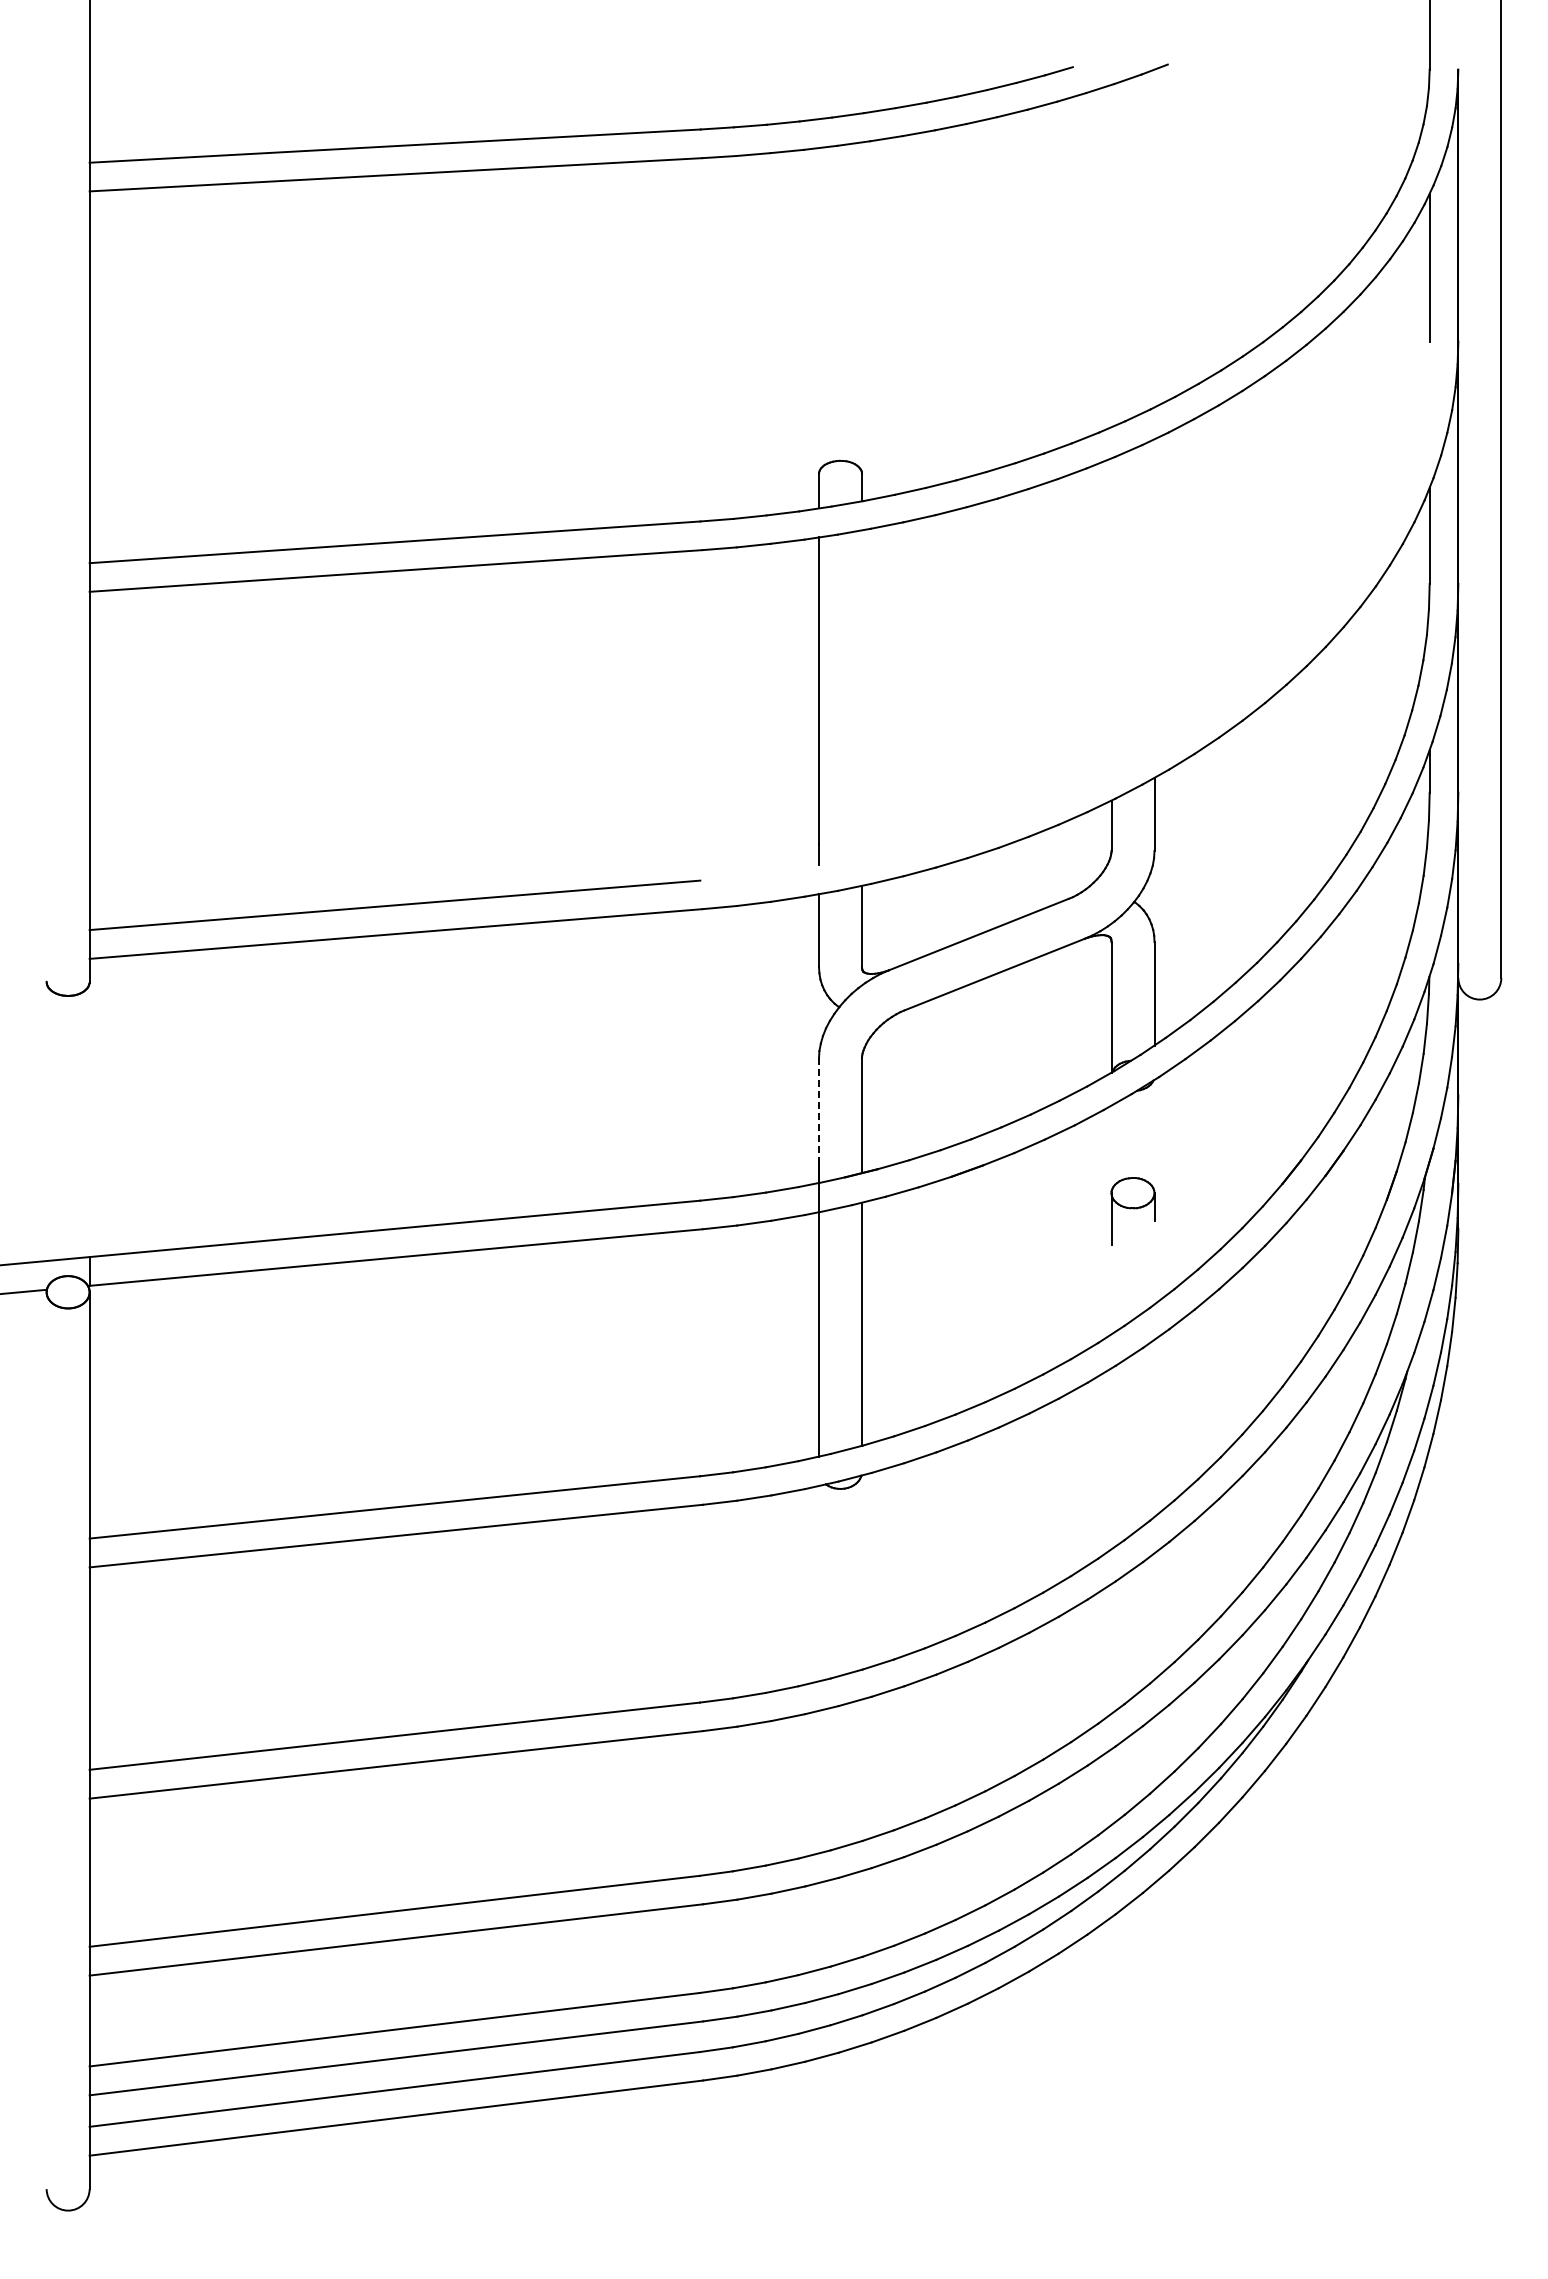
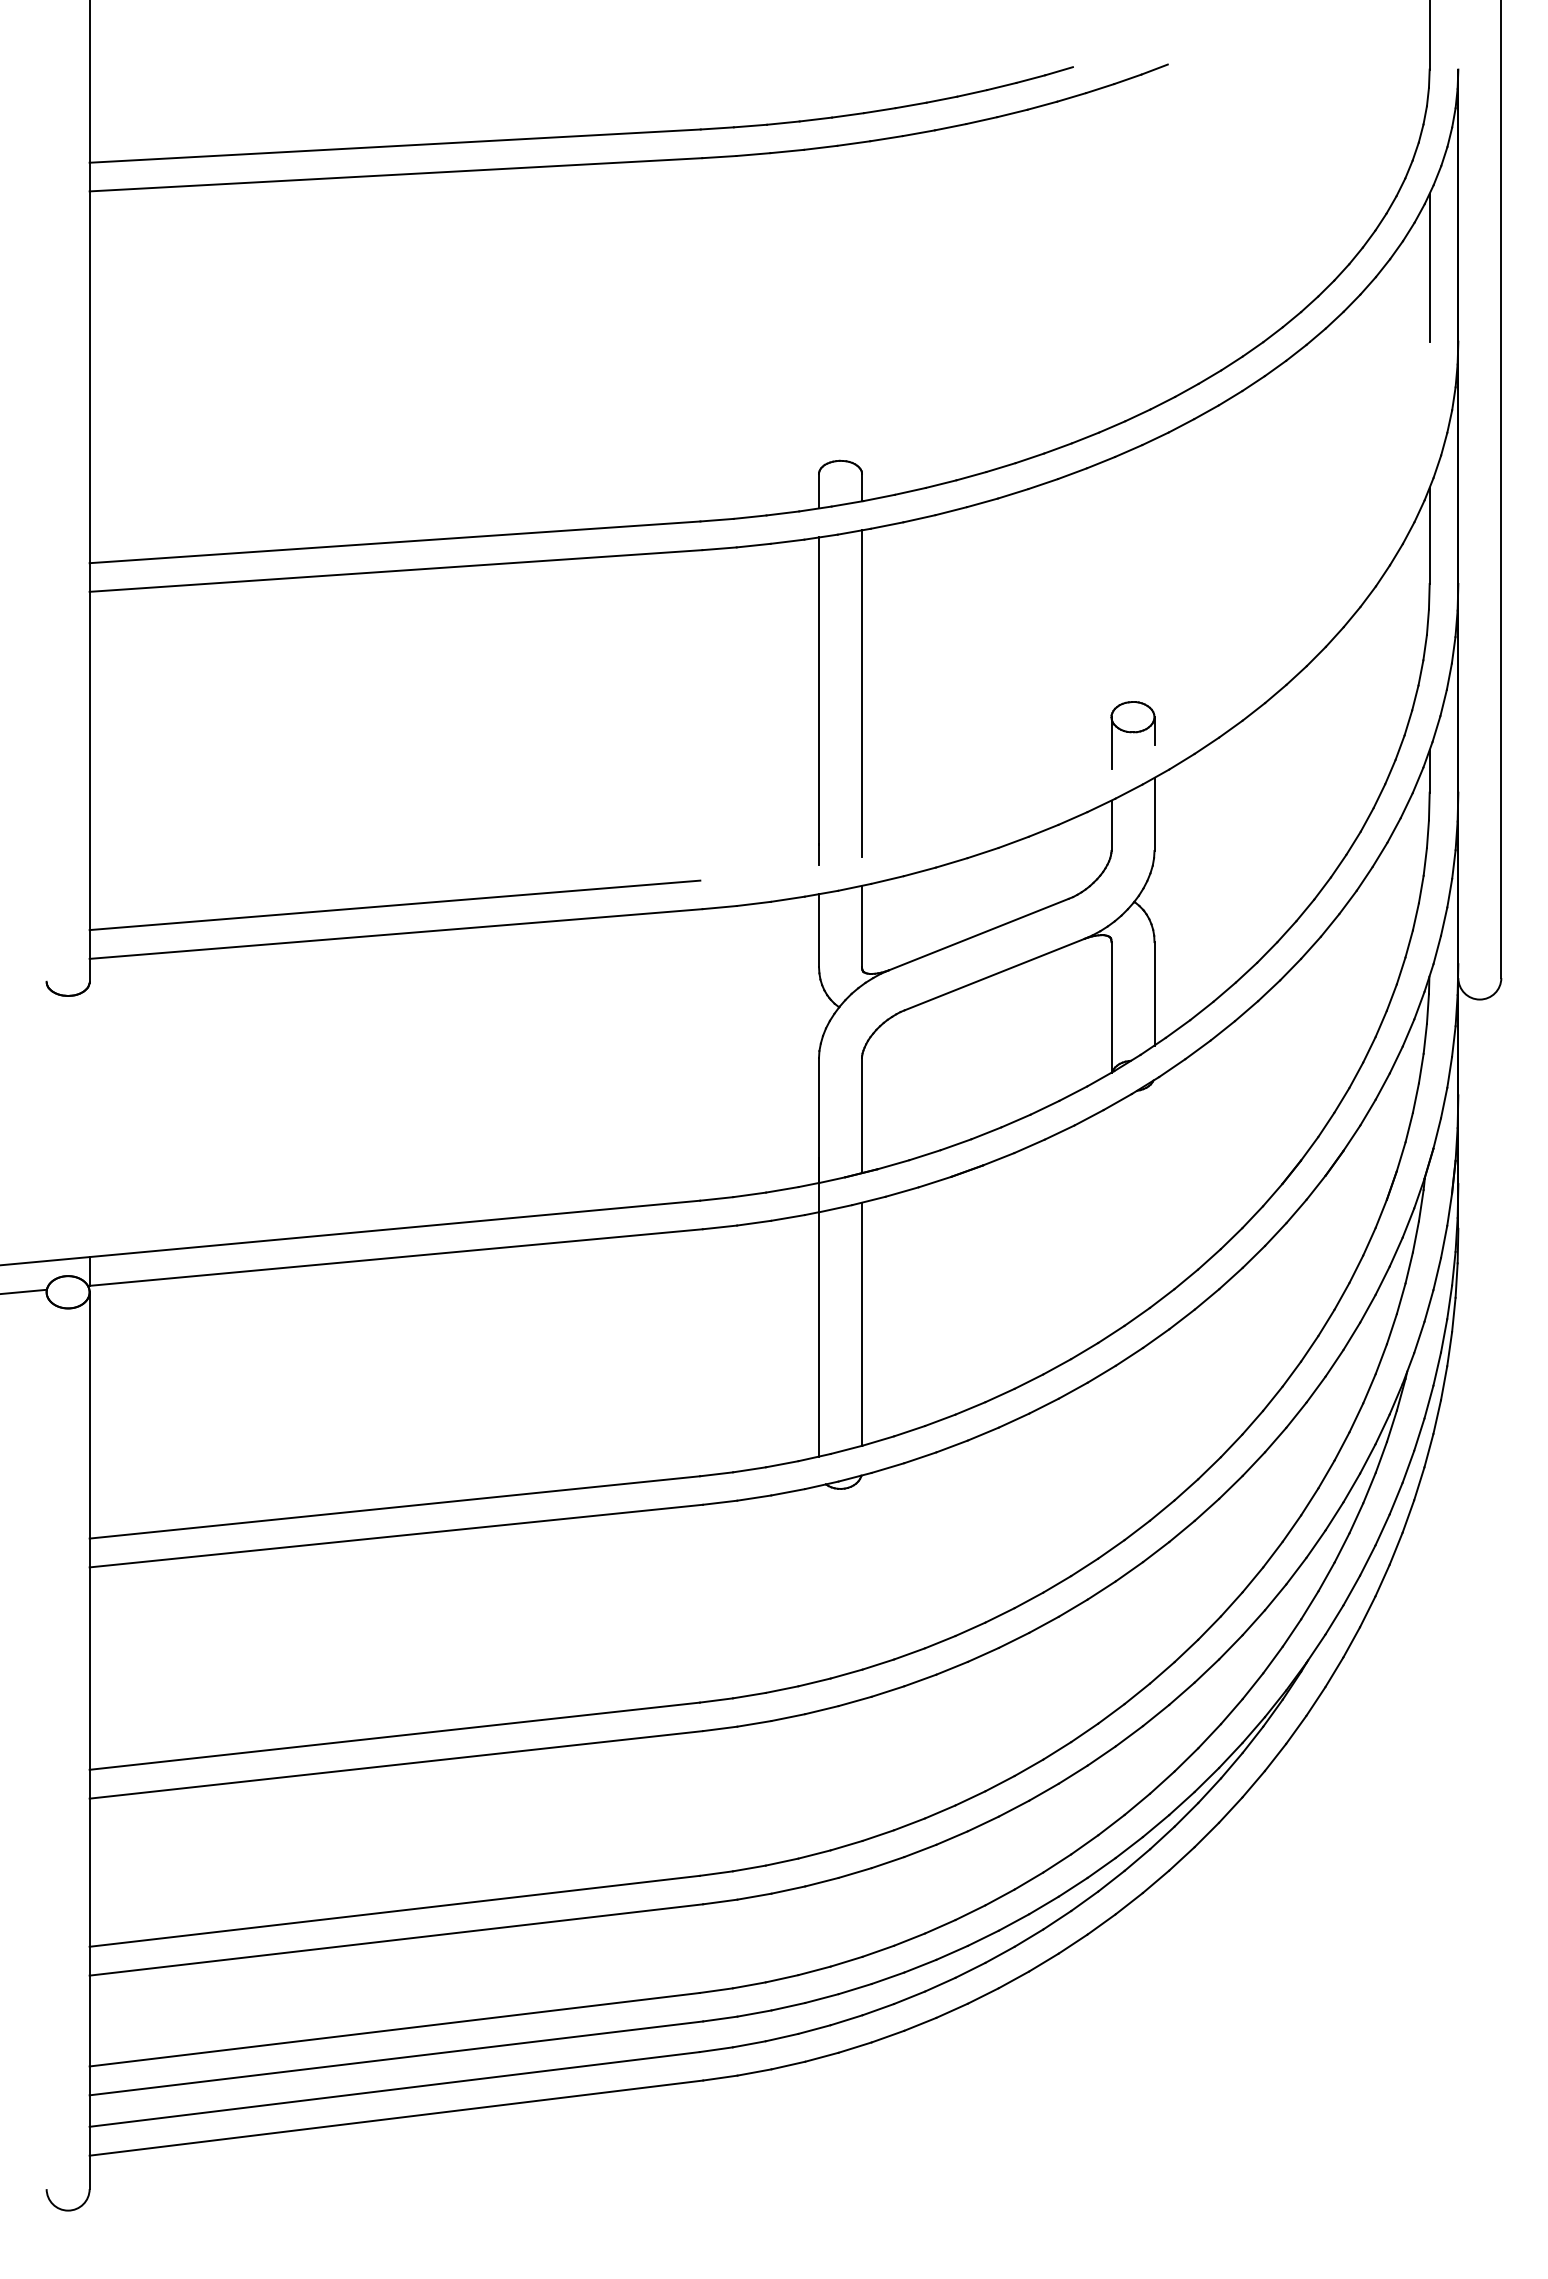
line: none -> present (861, 693)
line: dashed -> solid (818, 1108)
part position: (1132, 1211) -> (1132, 735) (1132, 735)
